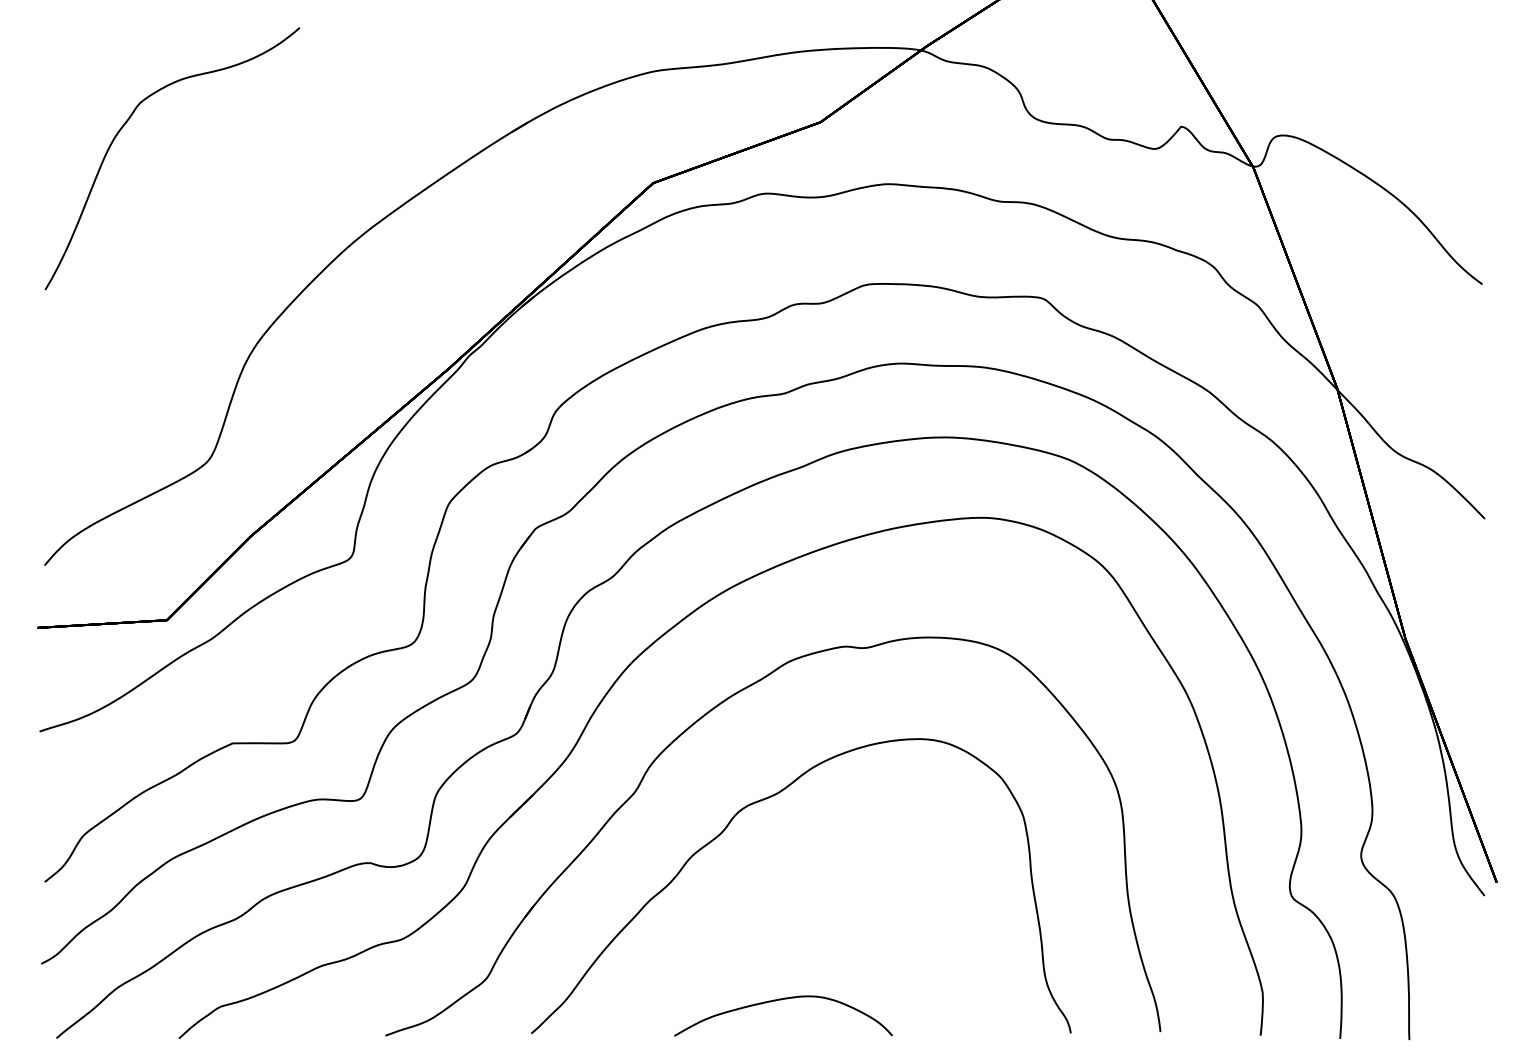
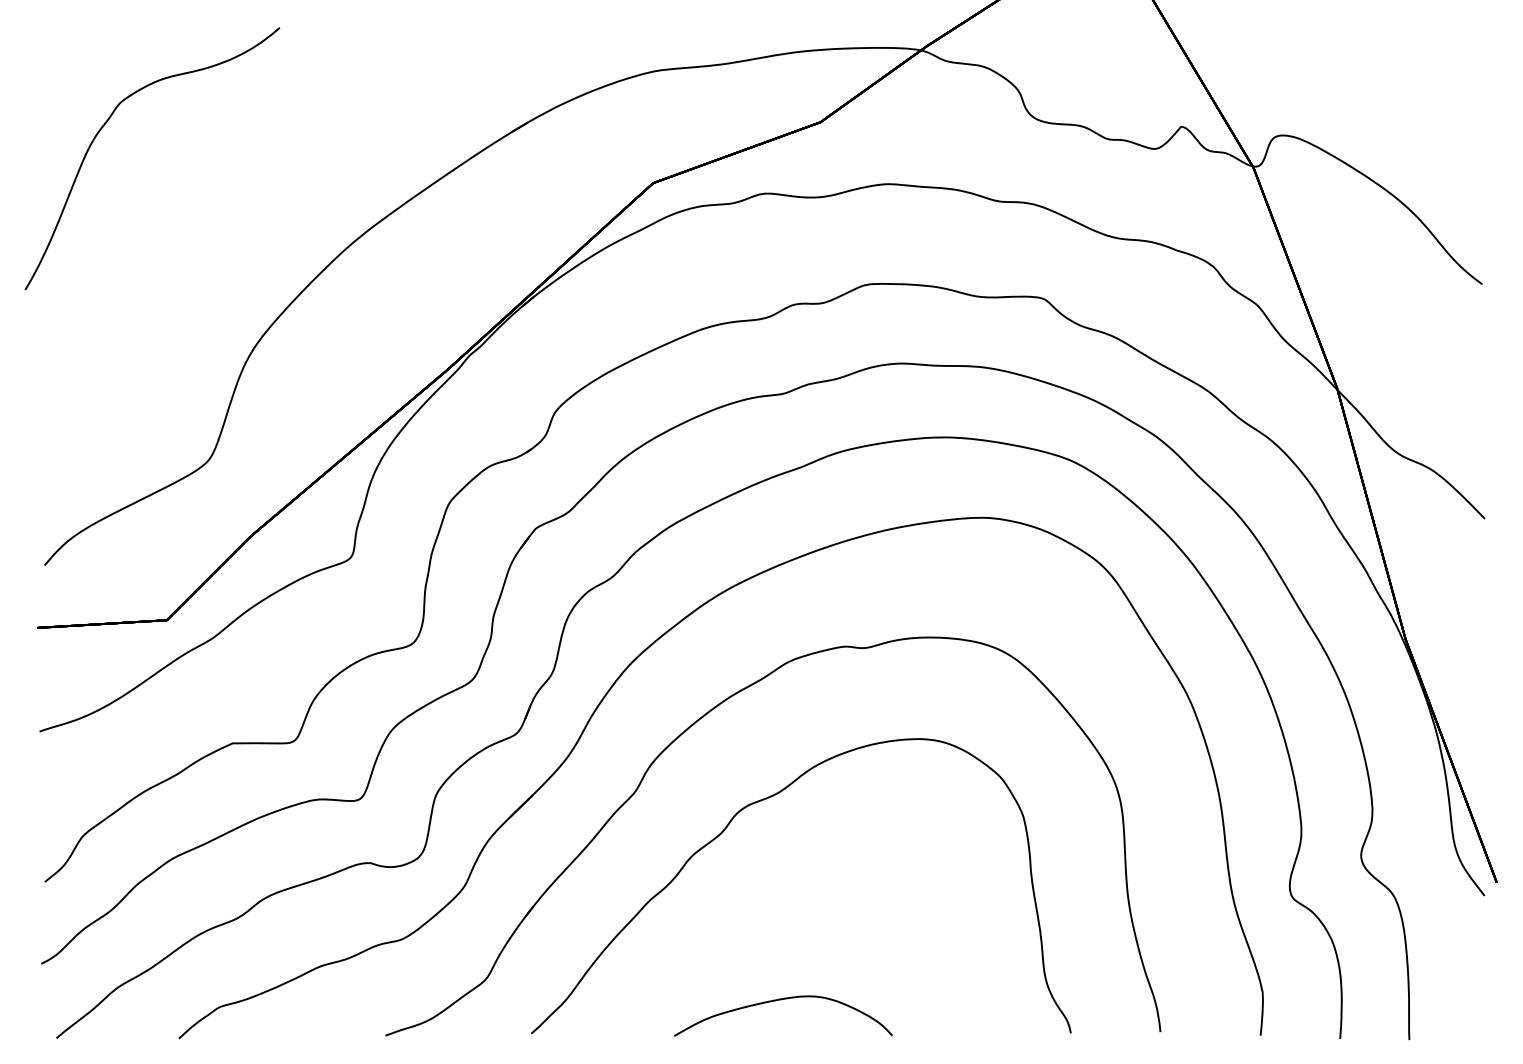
part position: (127, 122) -> (107, 122) (107, 122)
